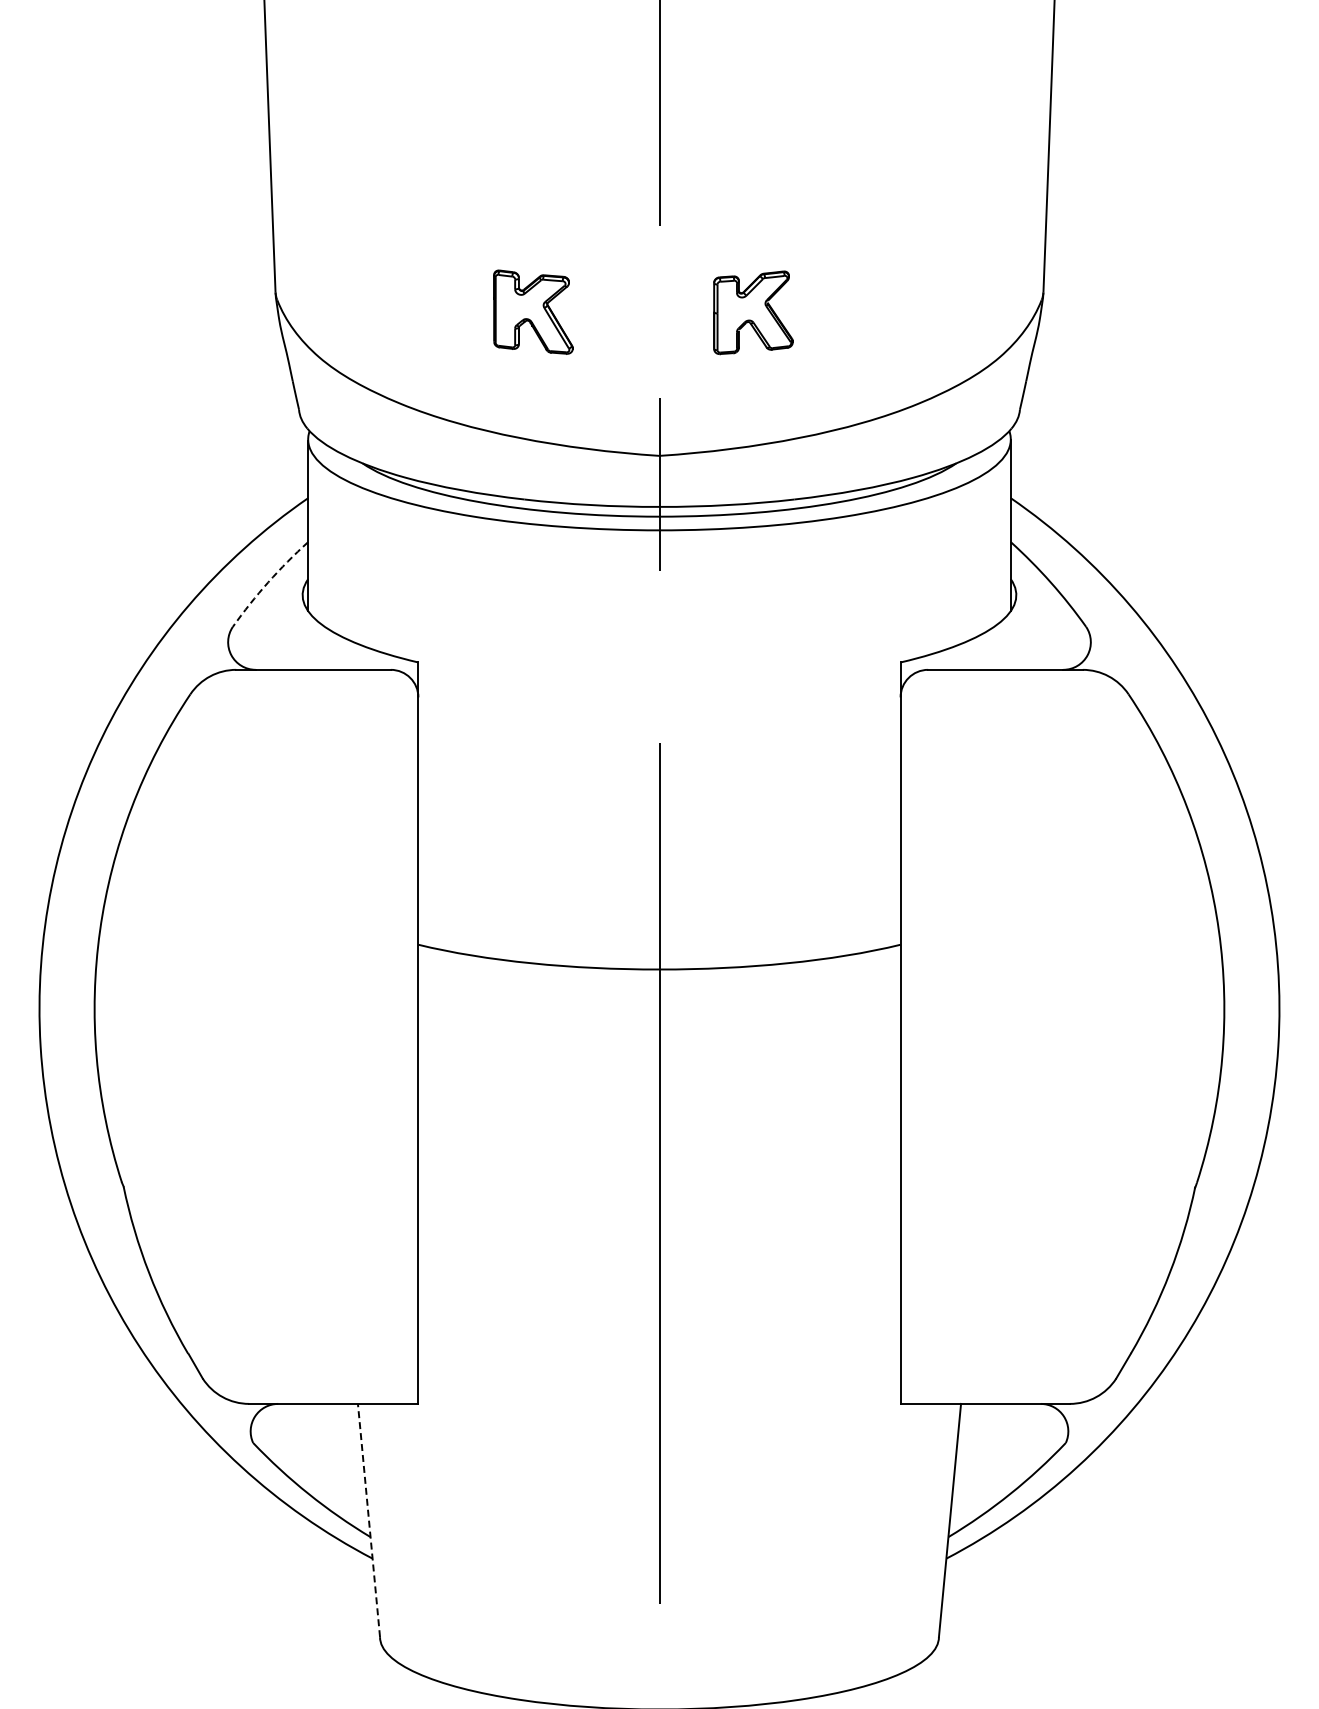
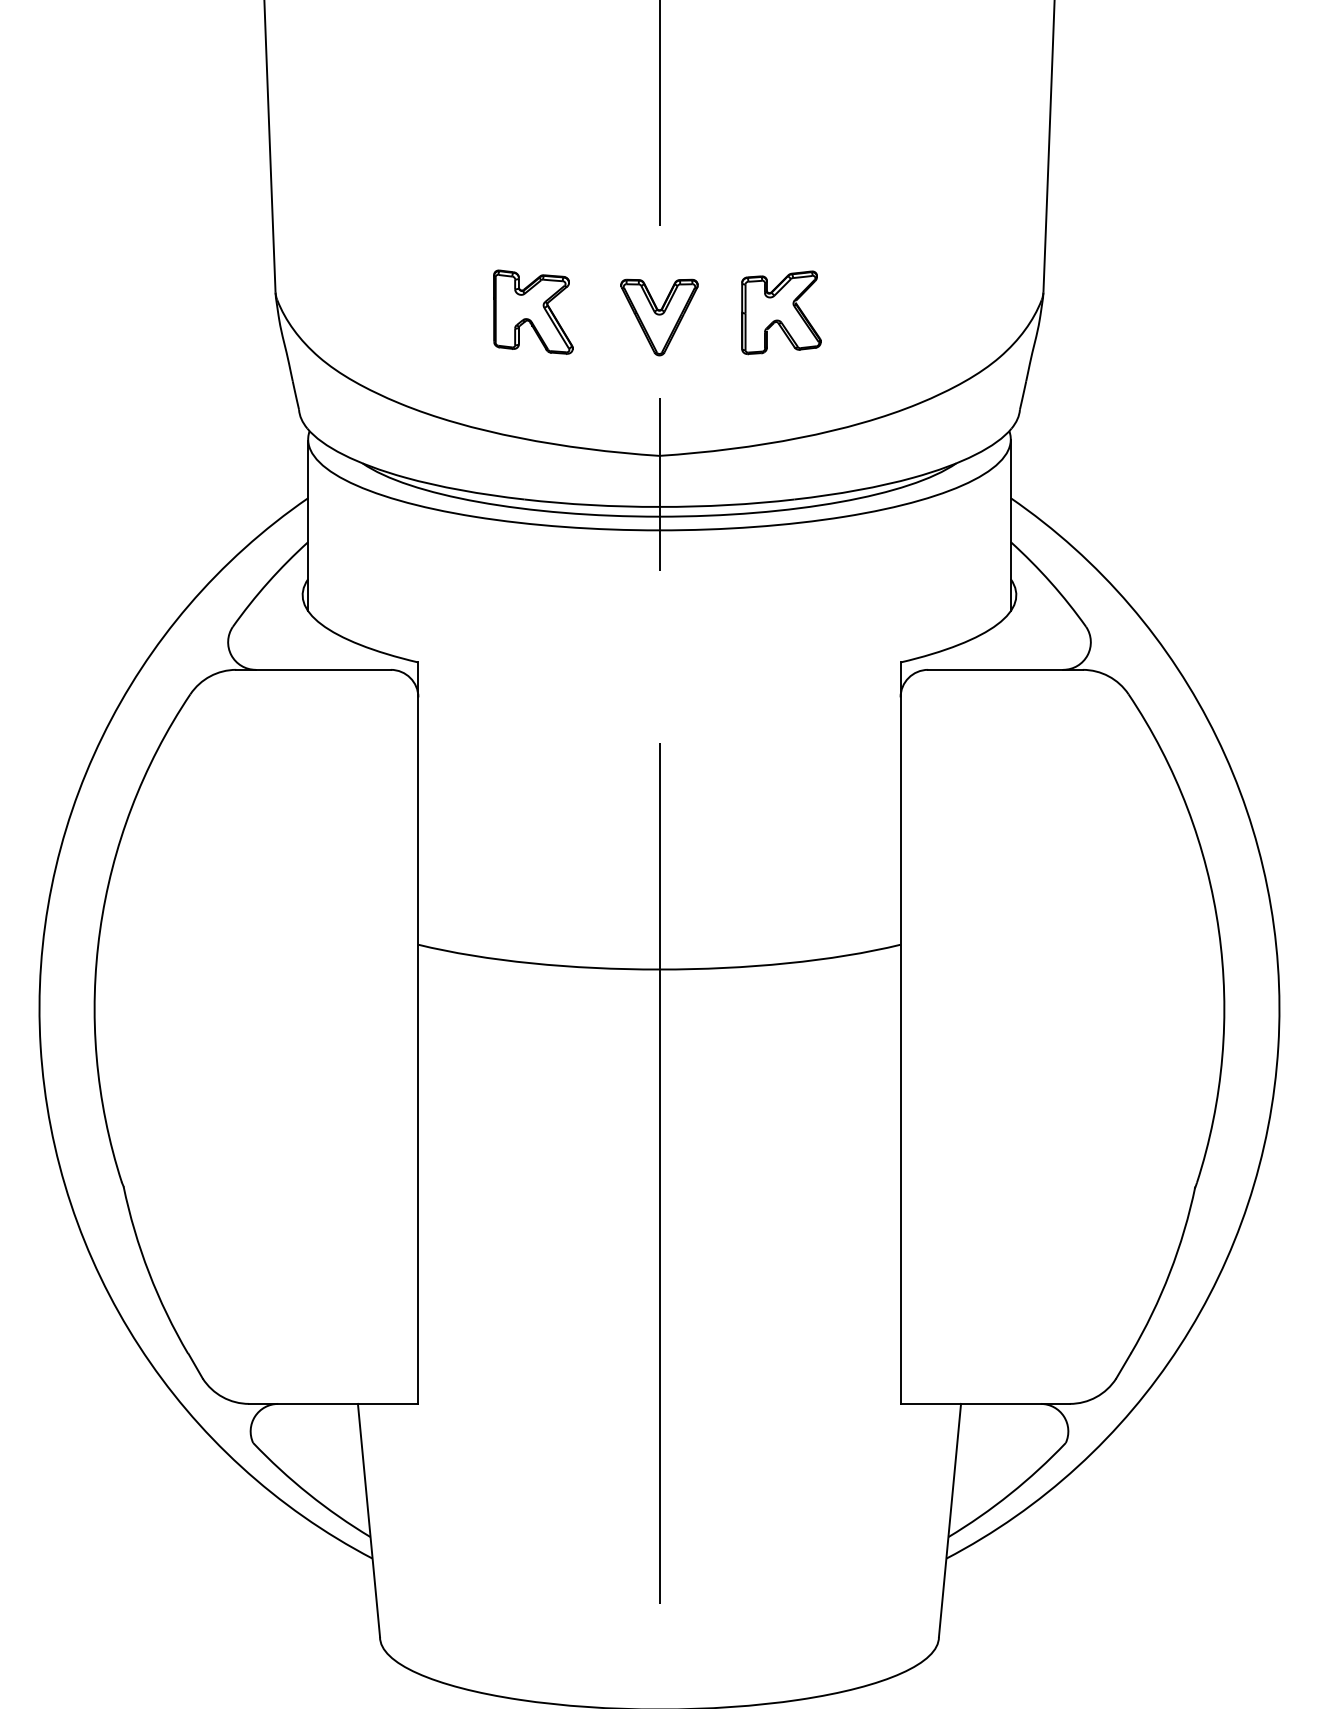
part position: (753, 312) -> (781, 312) (781, 312)
part: none -> present (659, 317)
arc: dashed -> solid (268, 582)
line: dashed -> solid (368, 1520)
